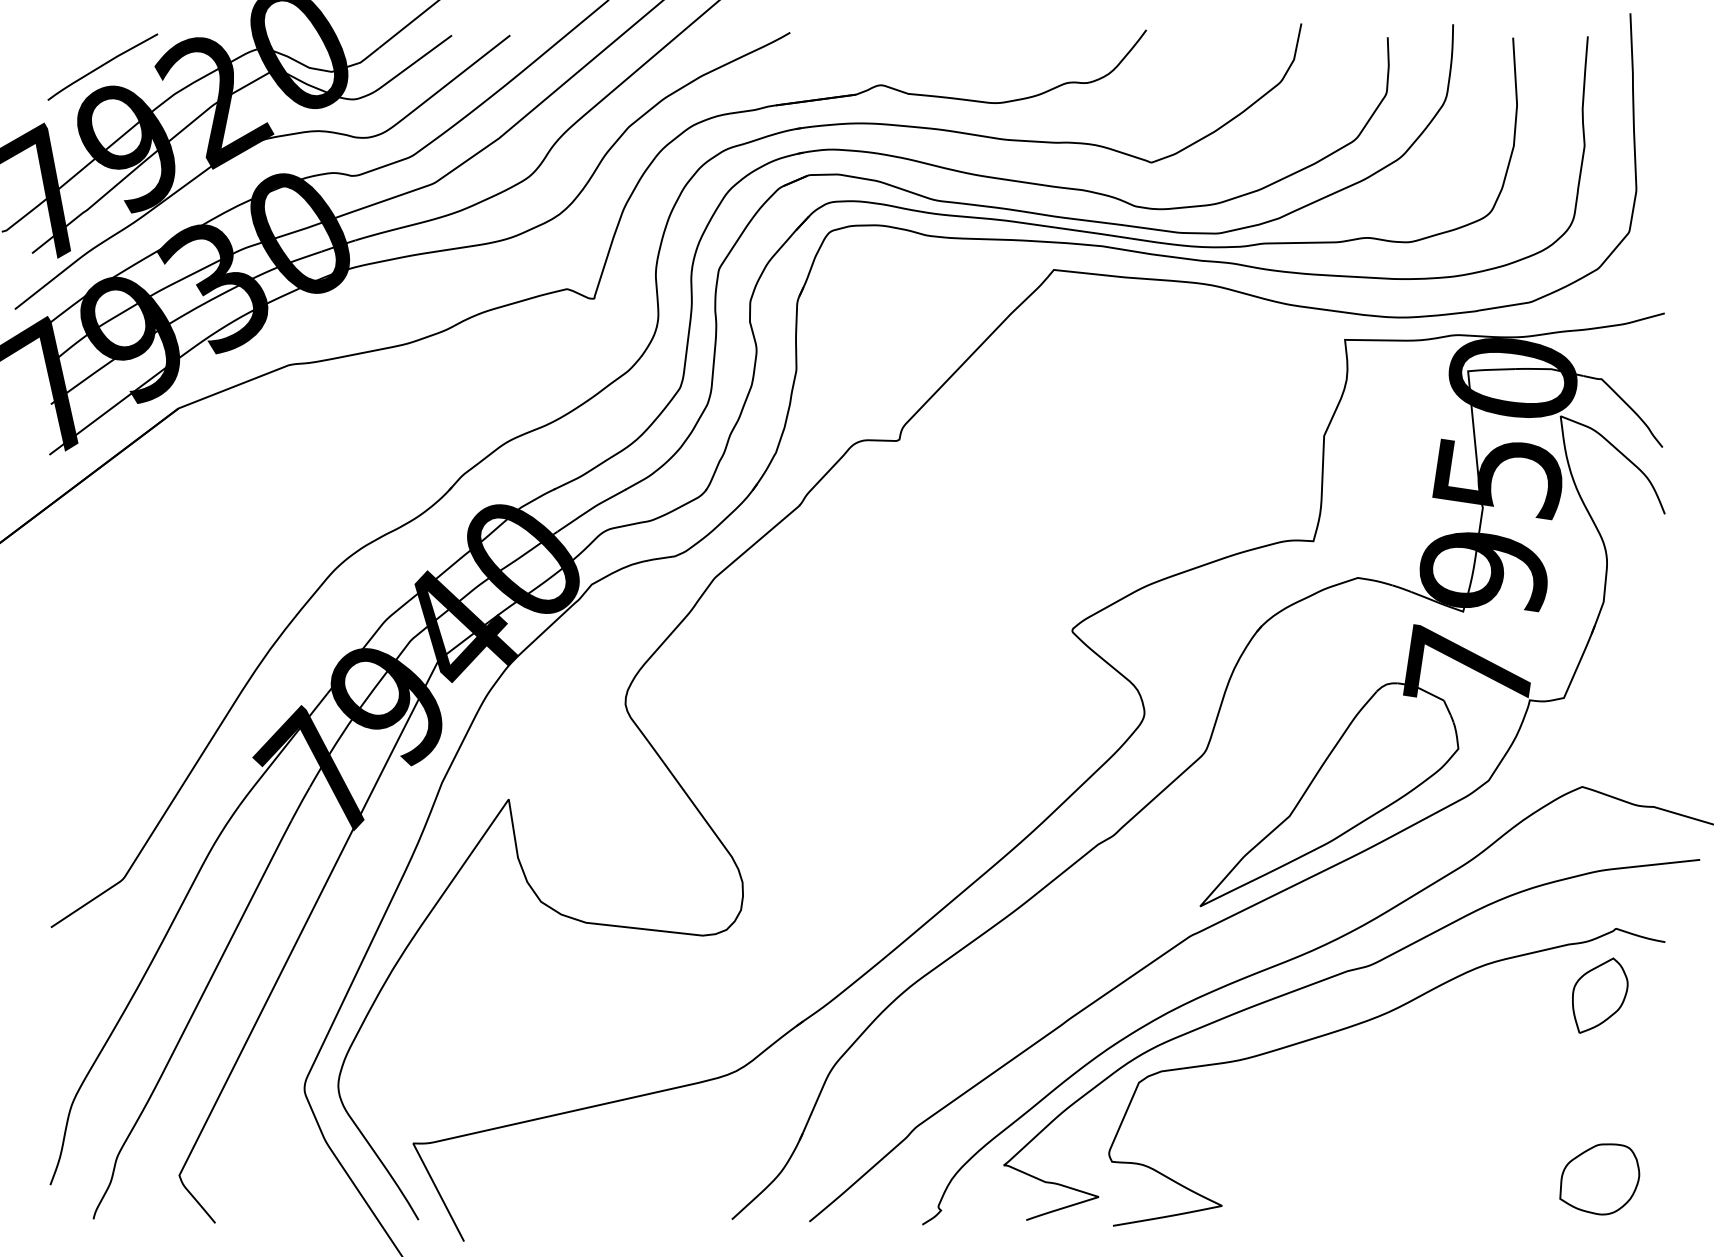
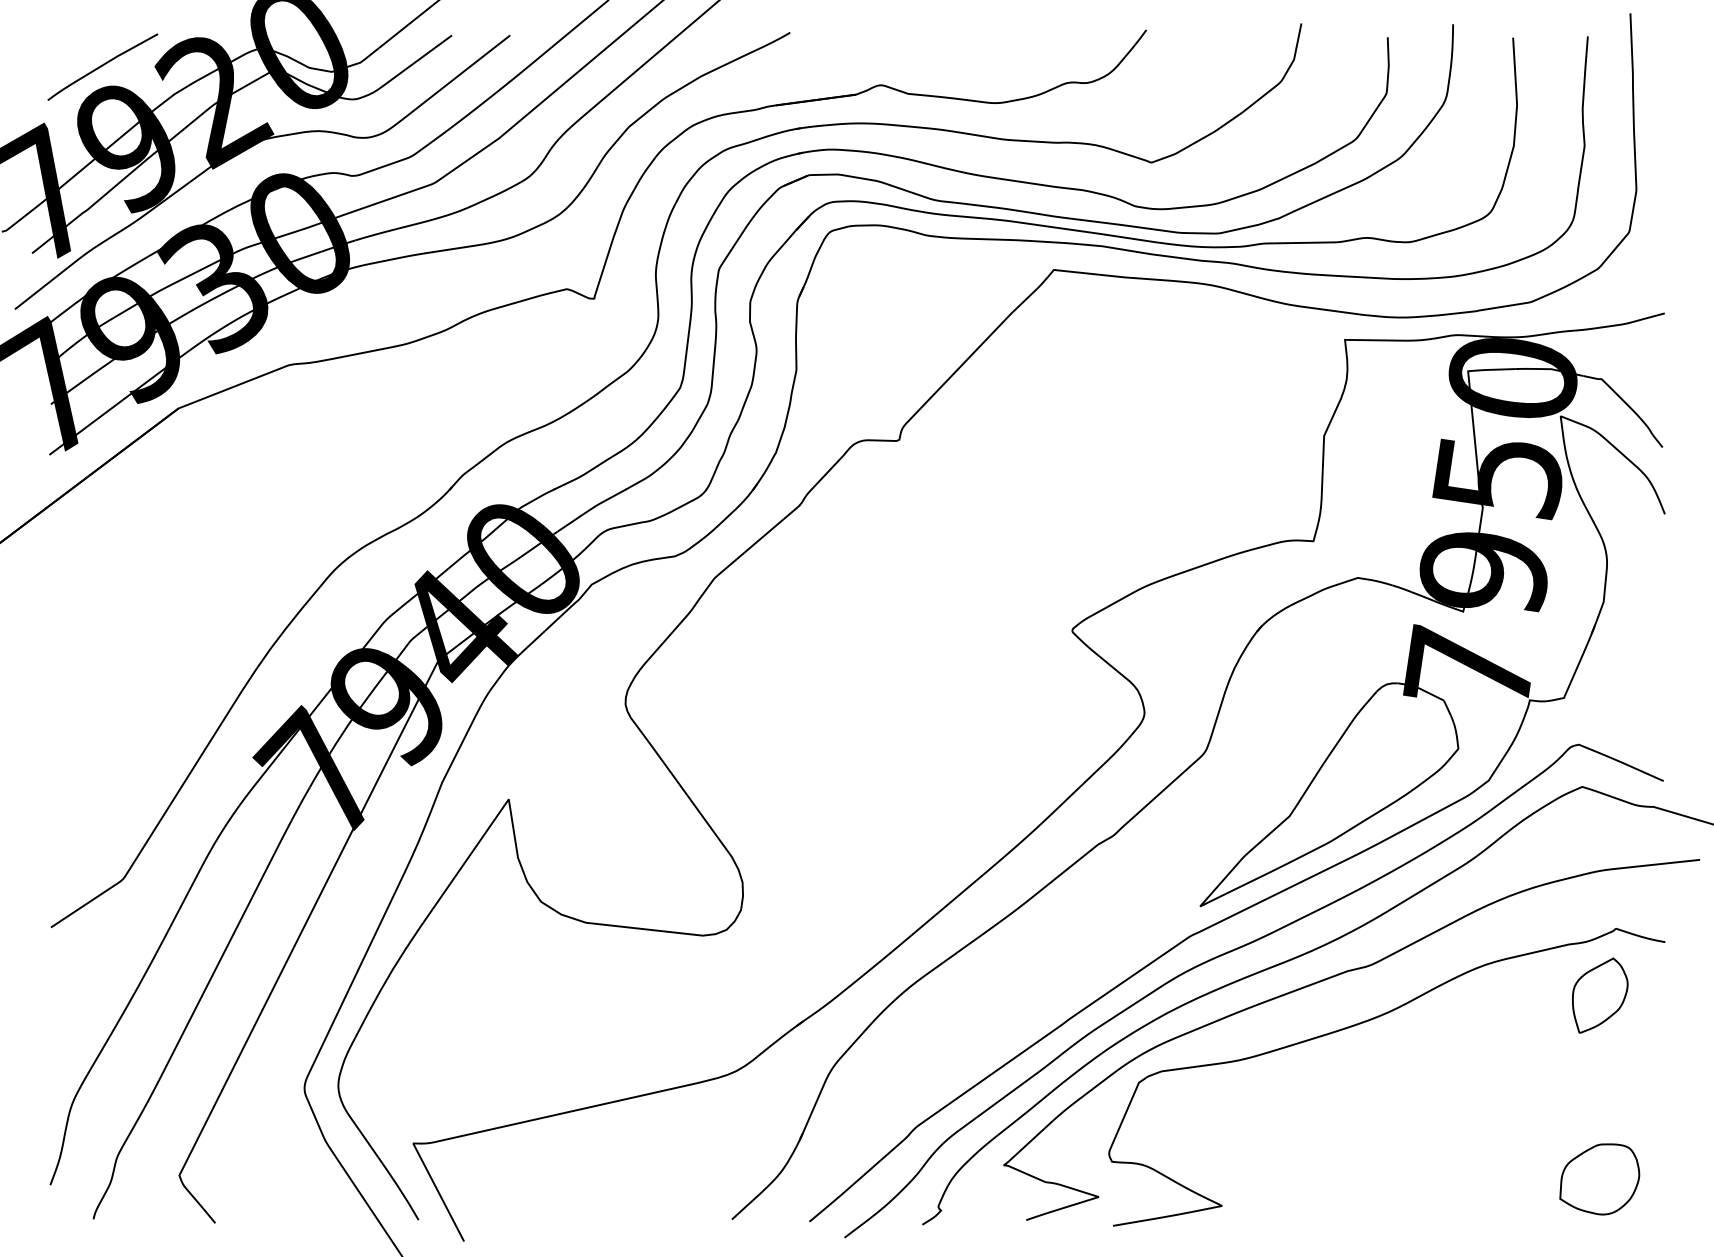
curve: none -> present (1238, 949)
